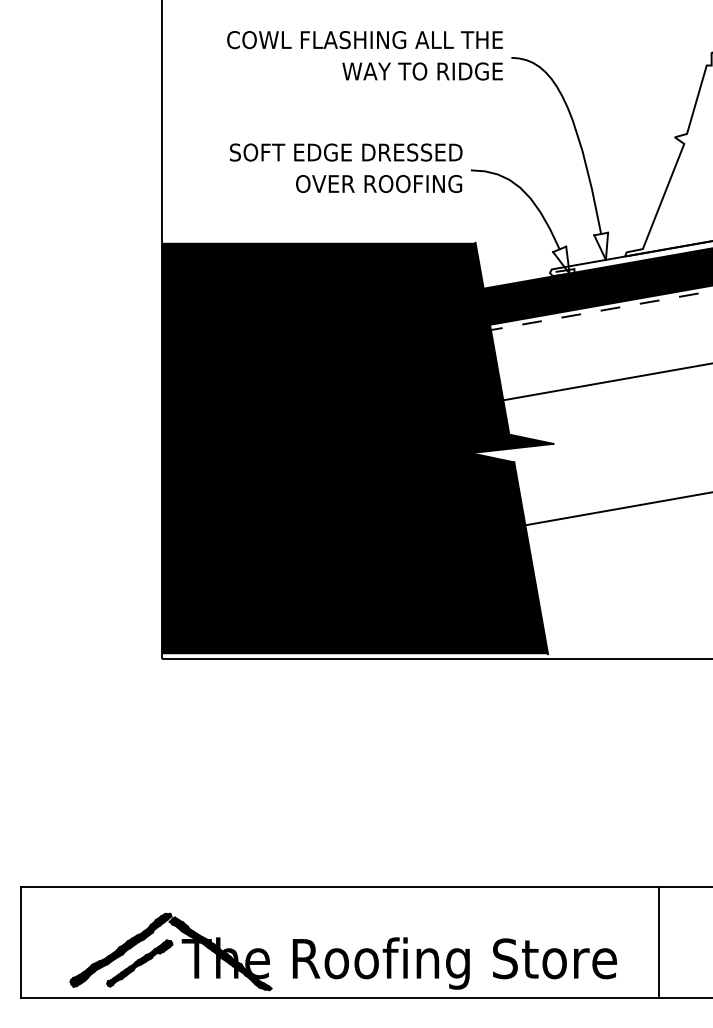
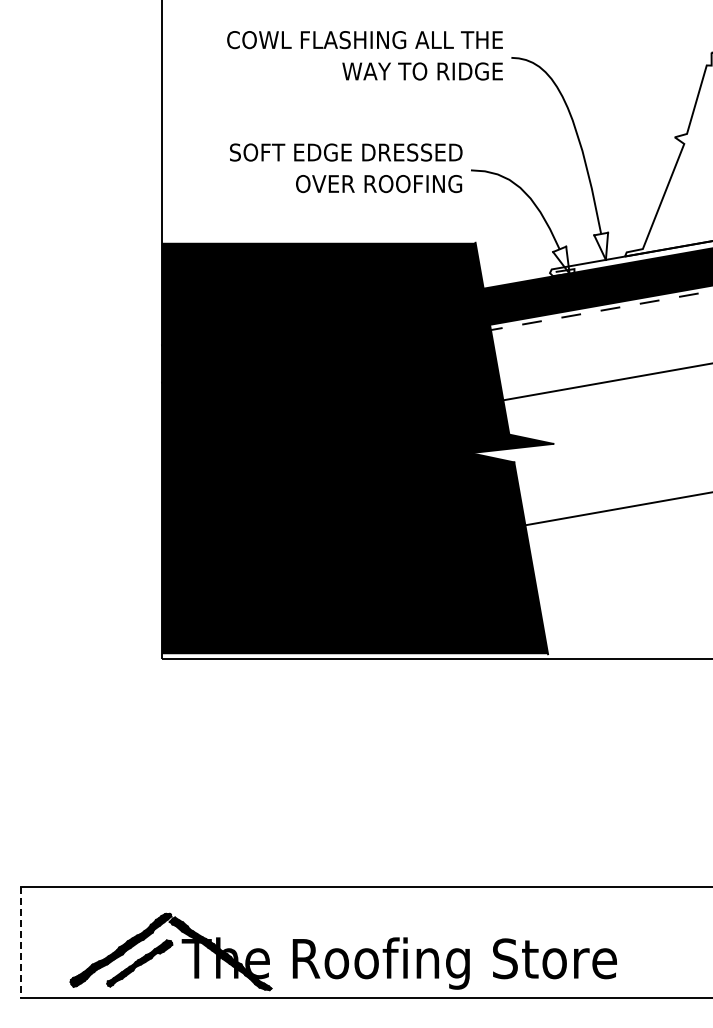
line: solid -> dashed (21, 942)
line: present -> none (659, 942)
